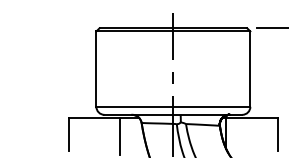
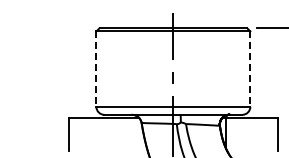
line: solid -> dashed (96, 69)
line: solid -> dashed (250, 69)
line: present -> none (120, 136)
